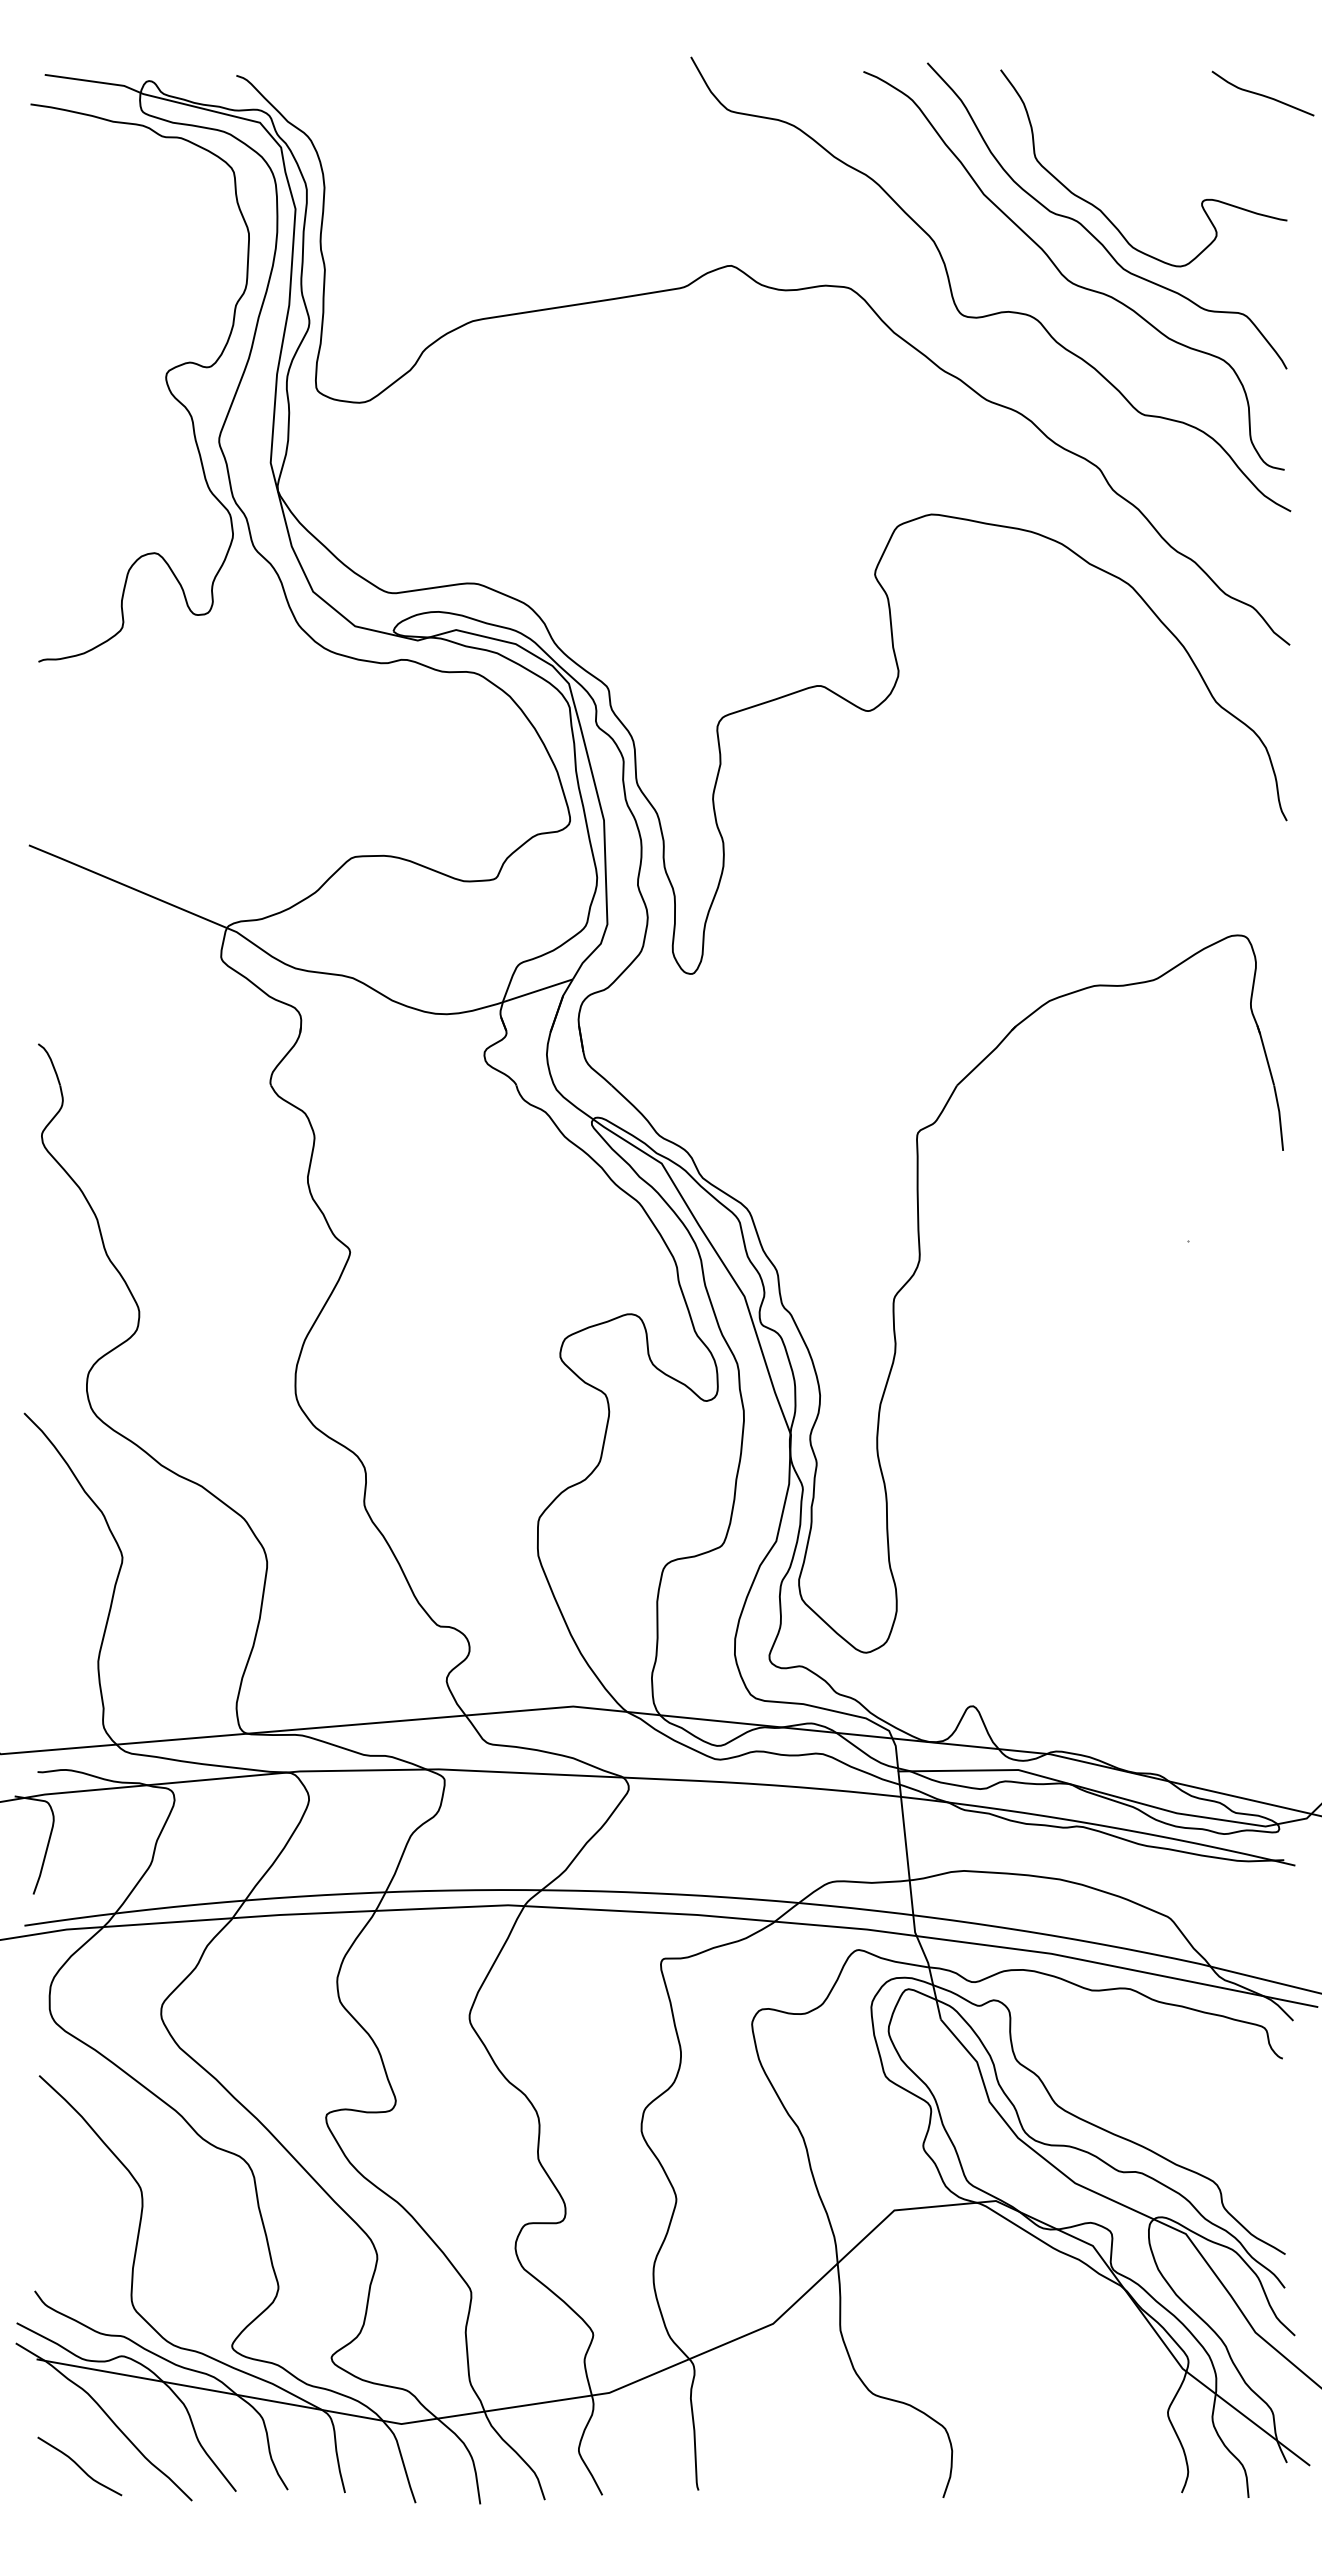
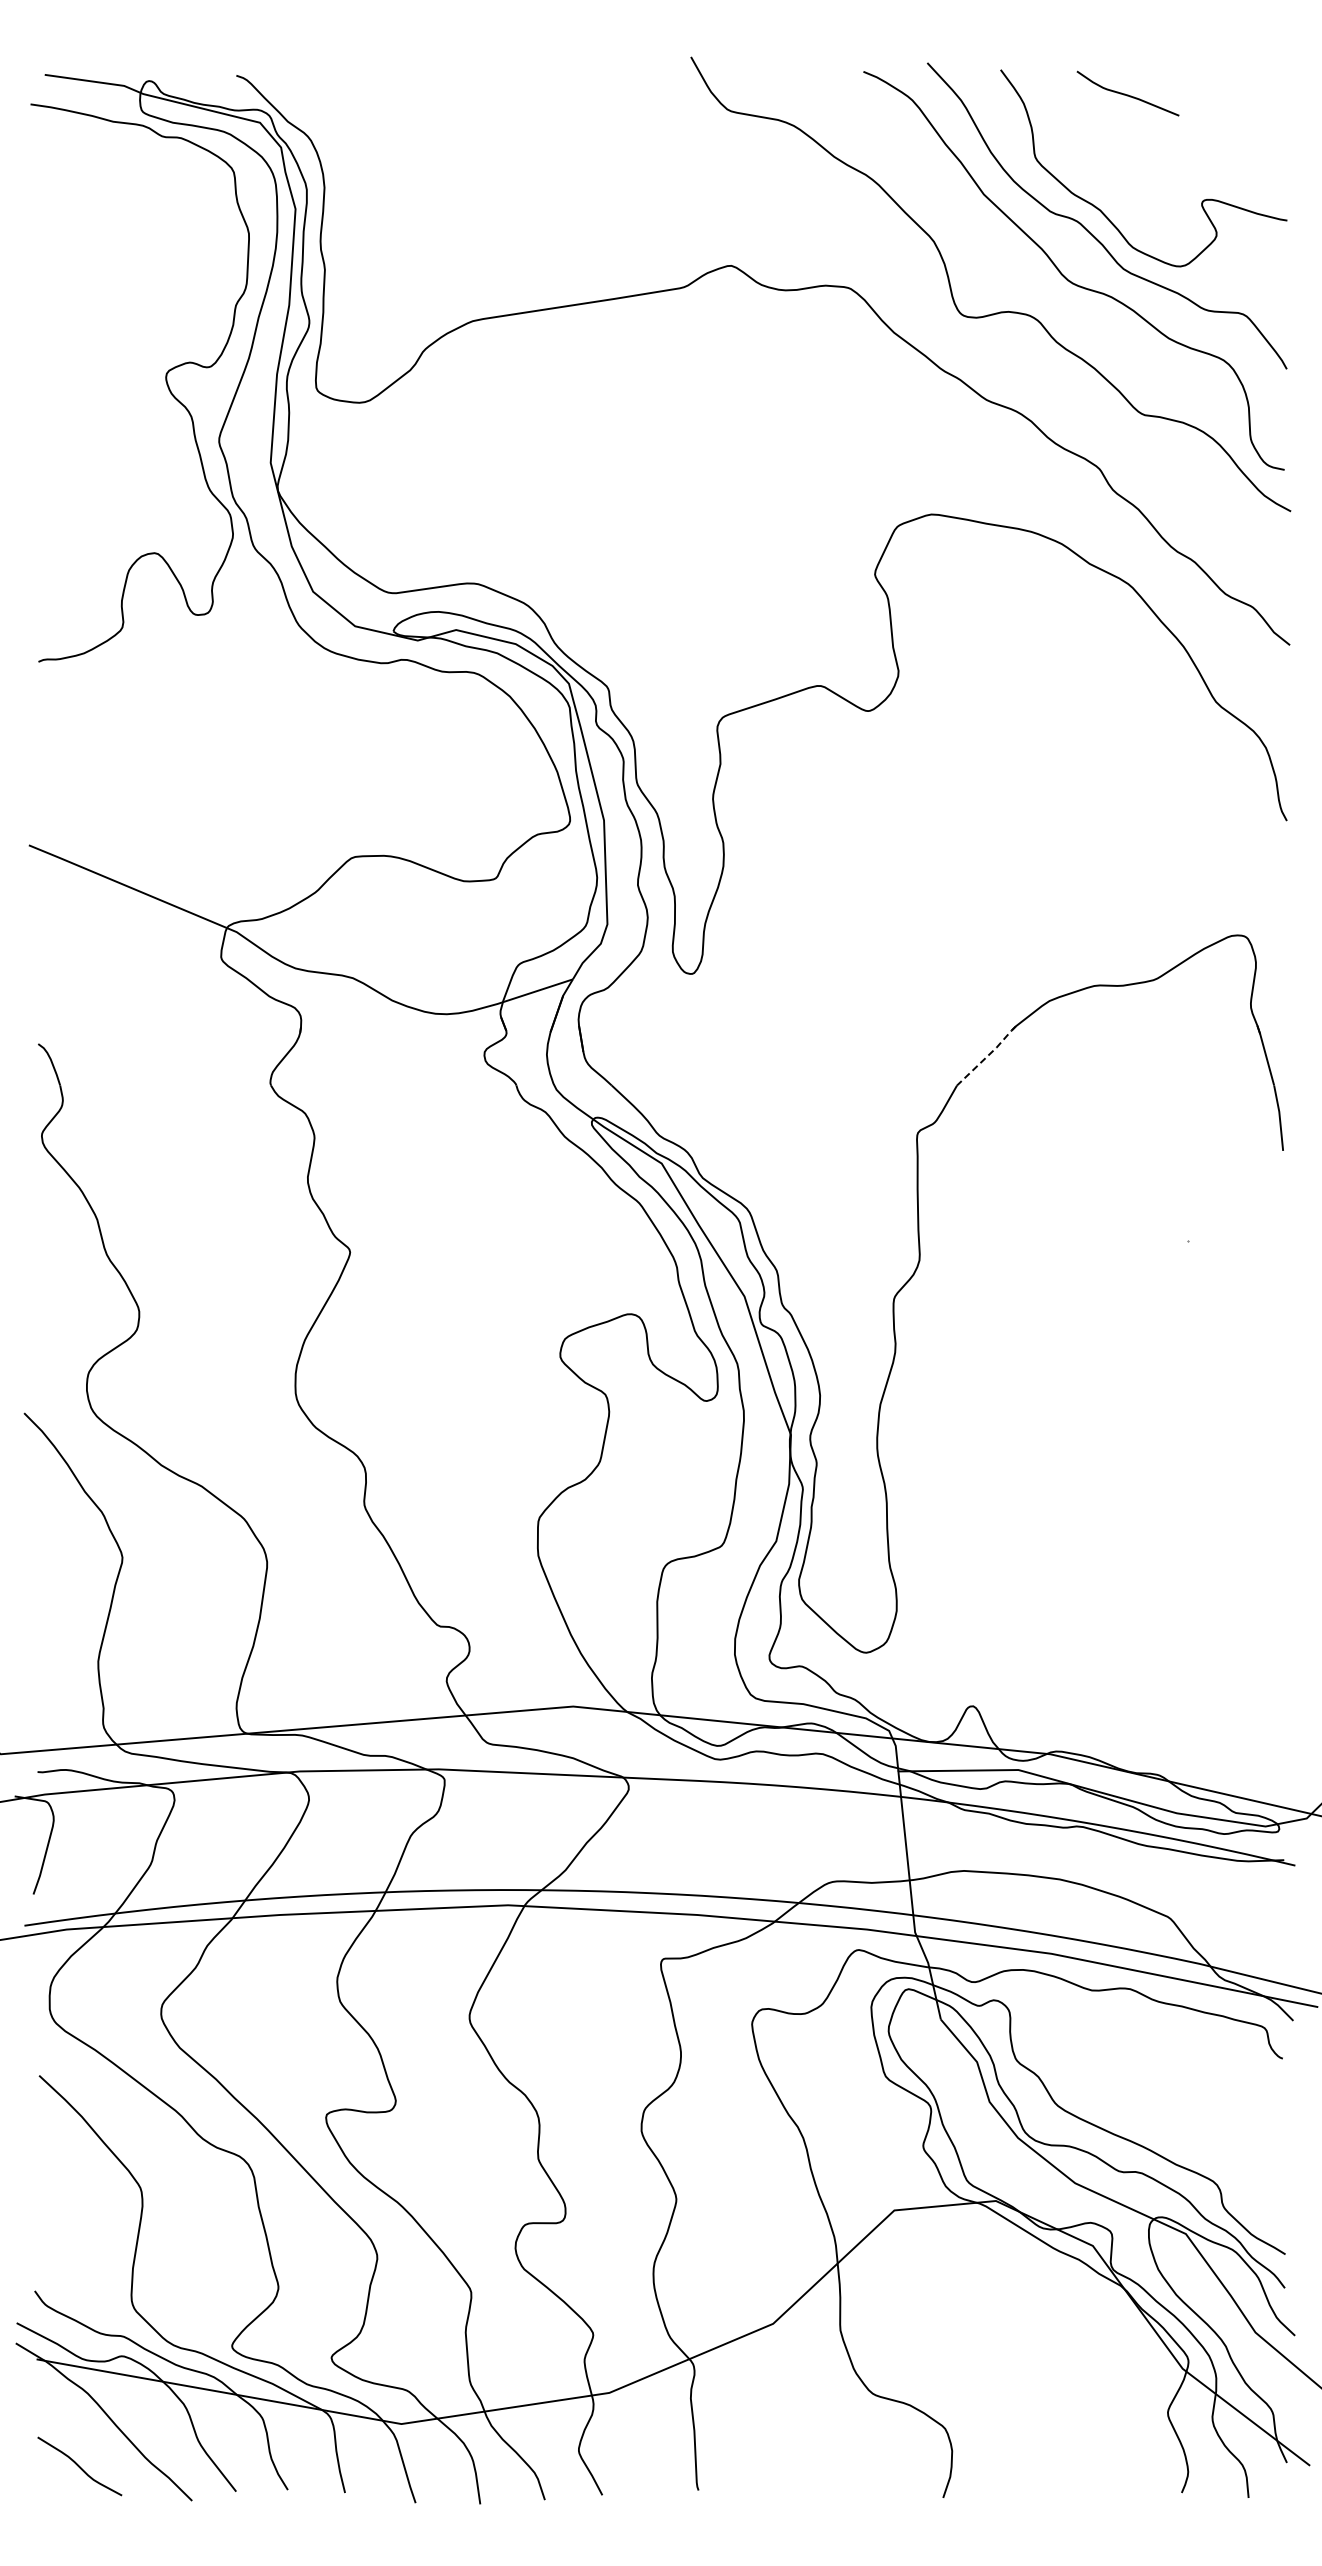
curve position: (1262, 94) -> (1127, 94) (1127, 94)
line: solid -> dashed (987, 1055)
